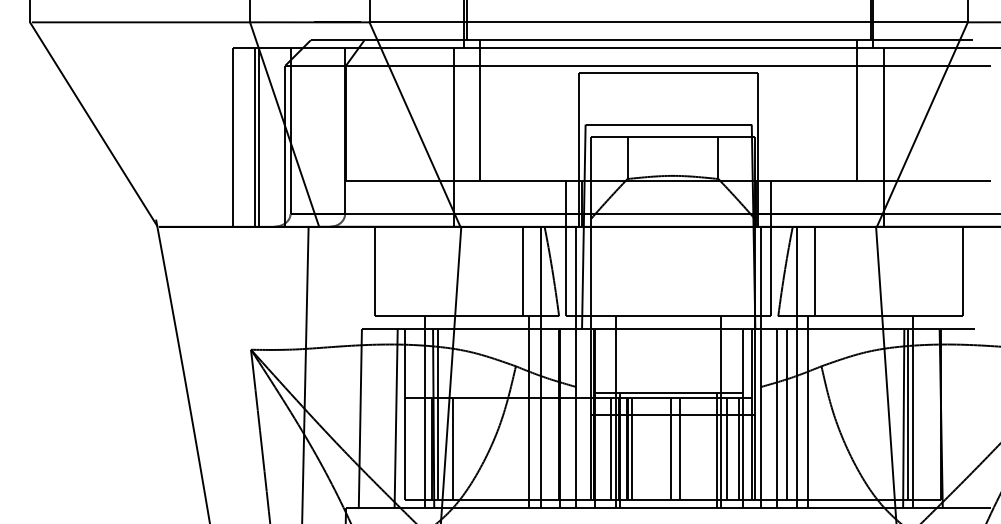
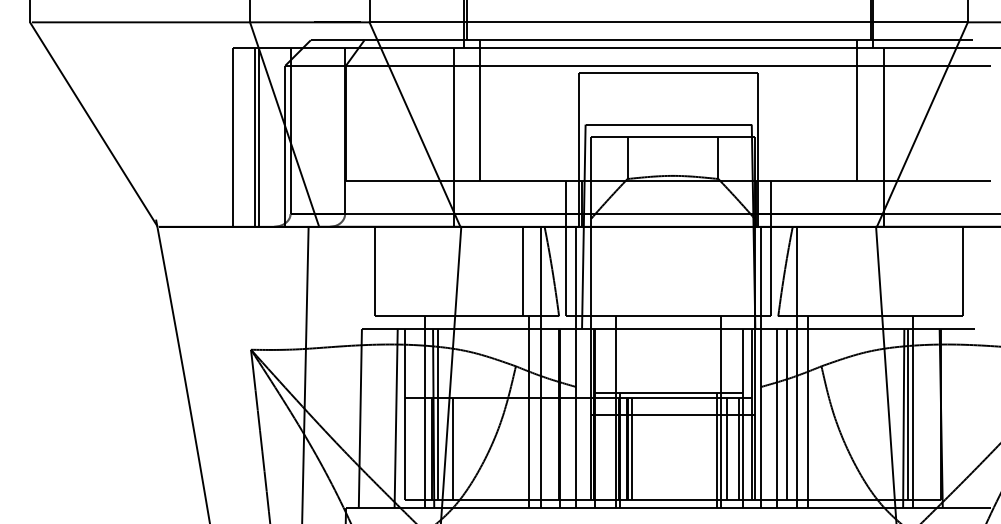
line: present -> none (814, 271)
line: present -> none (610, 449)
line: present -> none (671, 449)
line: present -> none (679, 449)
